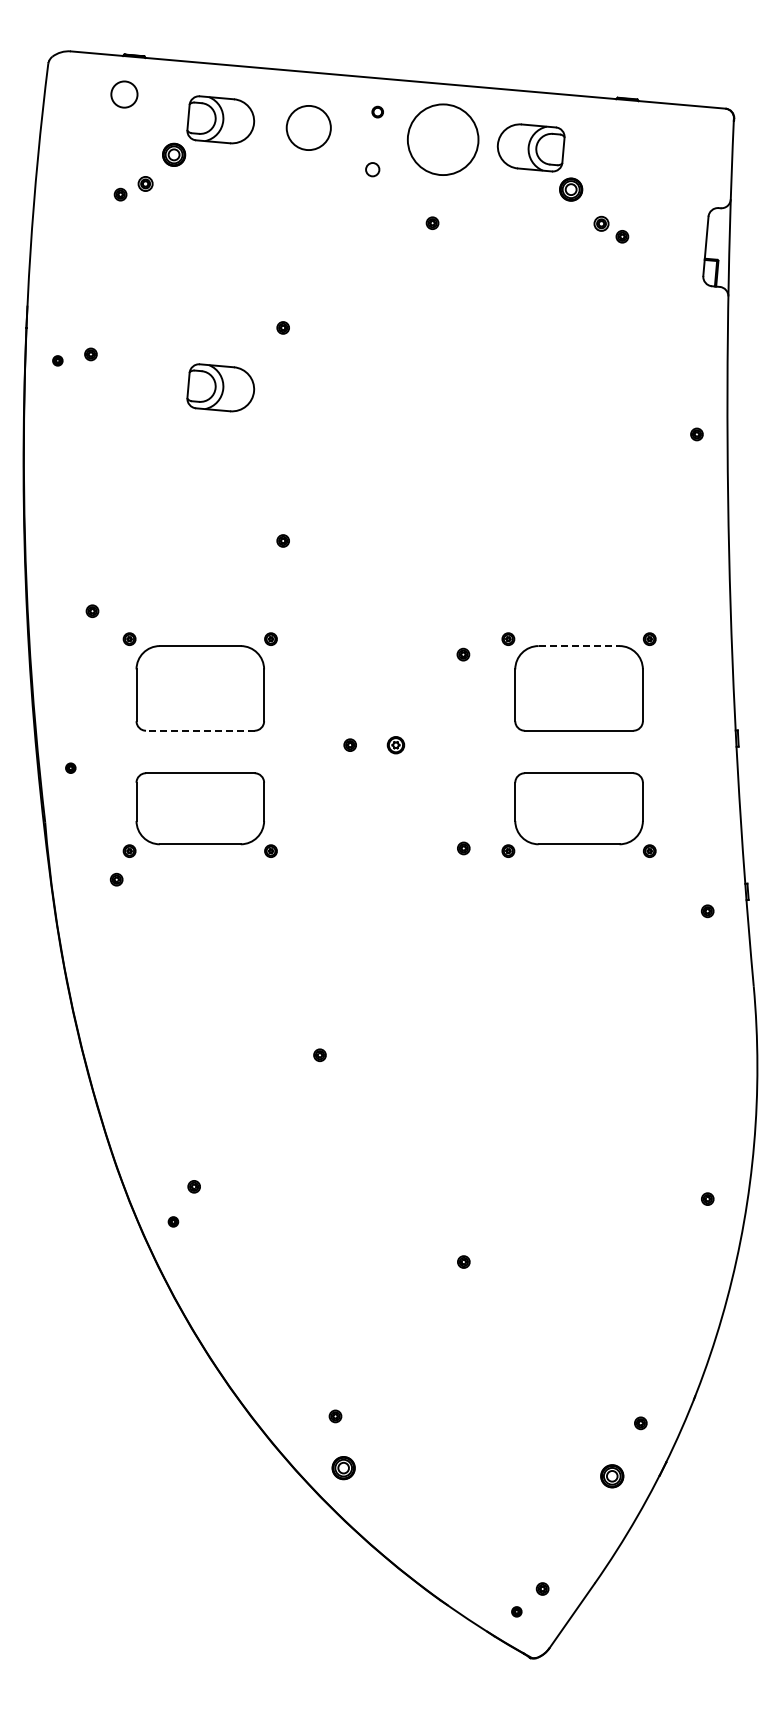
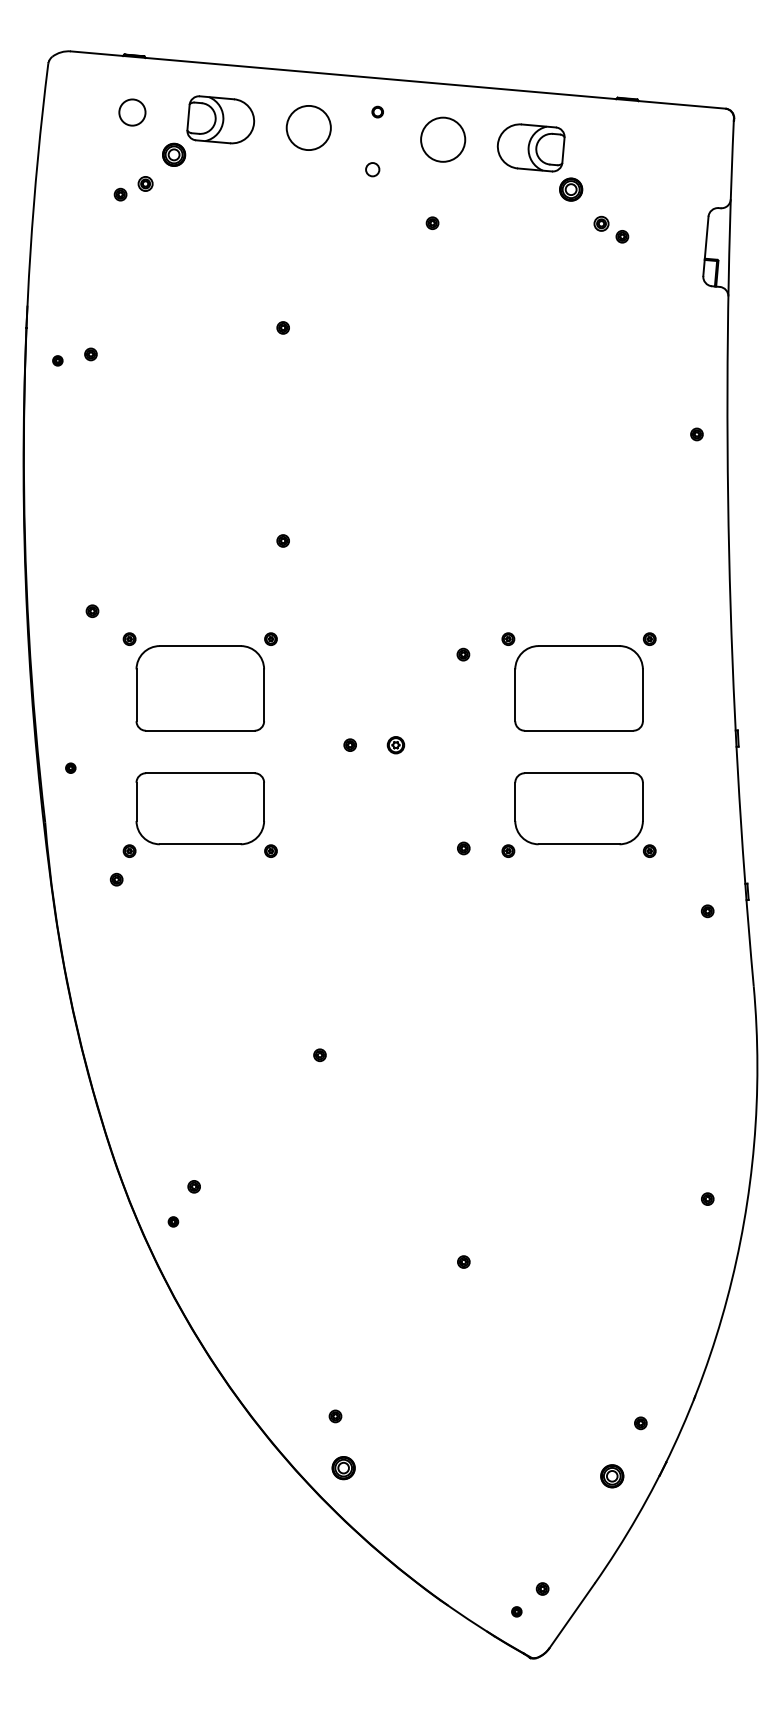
circle position: (124, 94) -> (132, 112) (132, 112)
circle diameter: 71 px -> 44 px (443, 139)
part: present -> none (220, 387)
line: dashed -> solid (579, 646)
line: dashed -> solid (199, 730)
